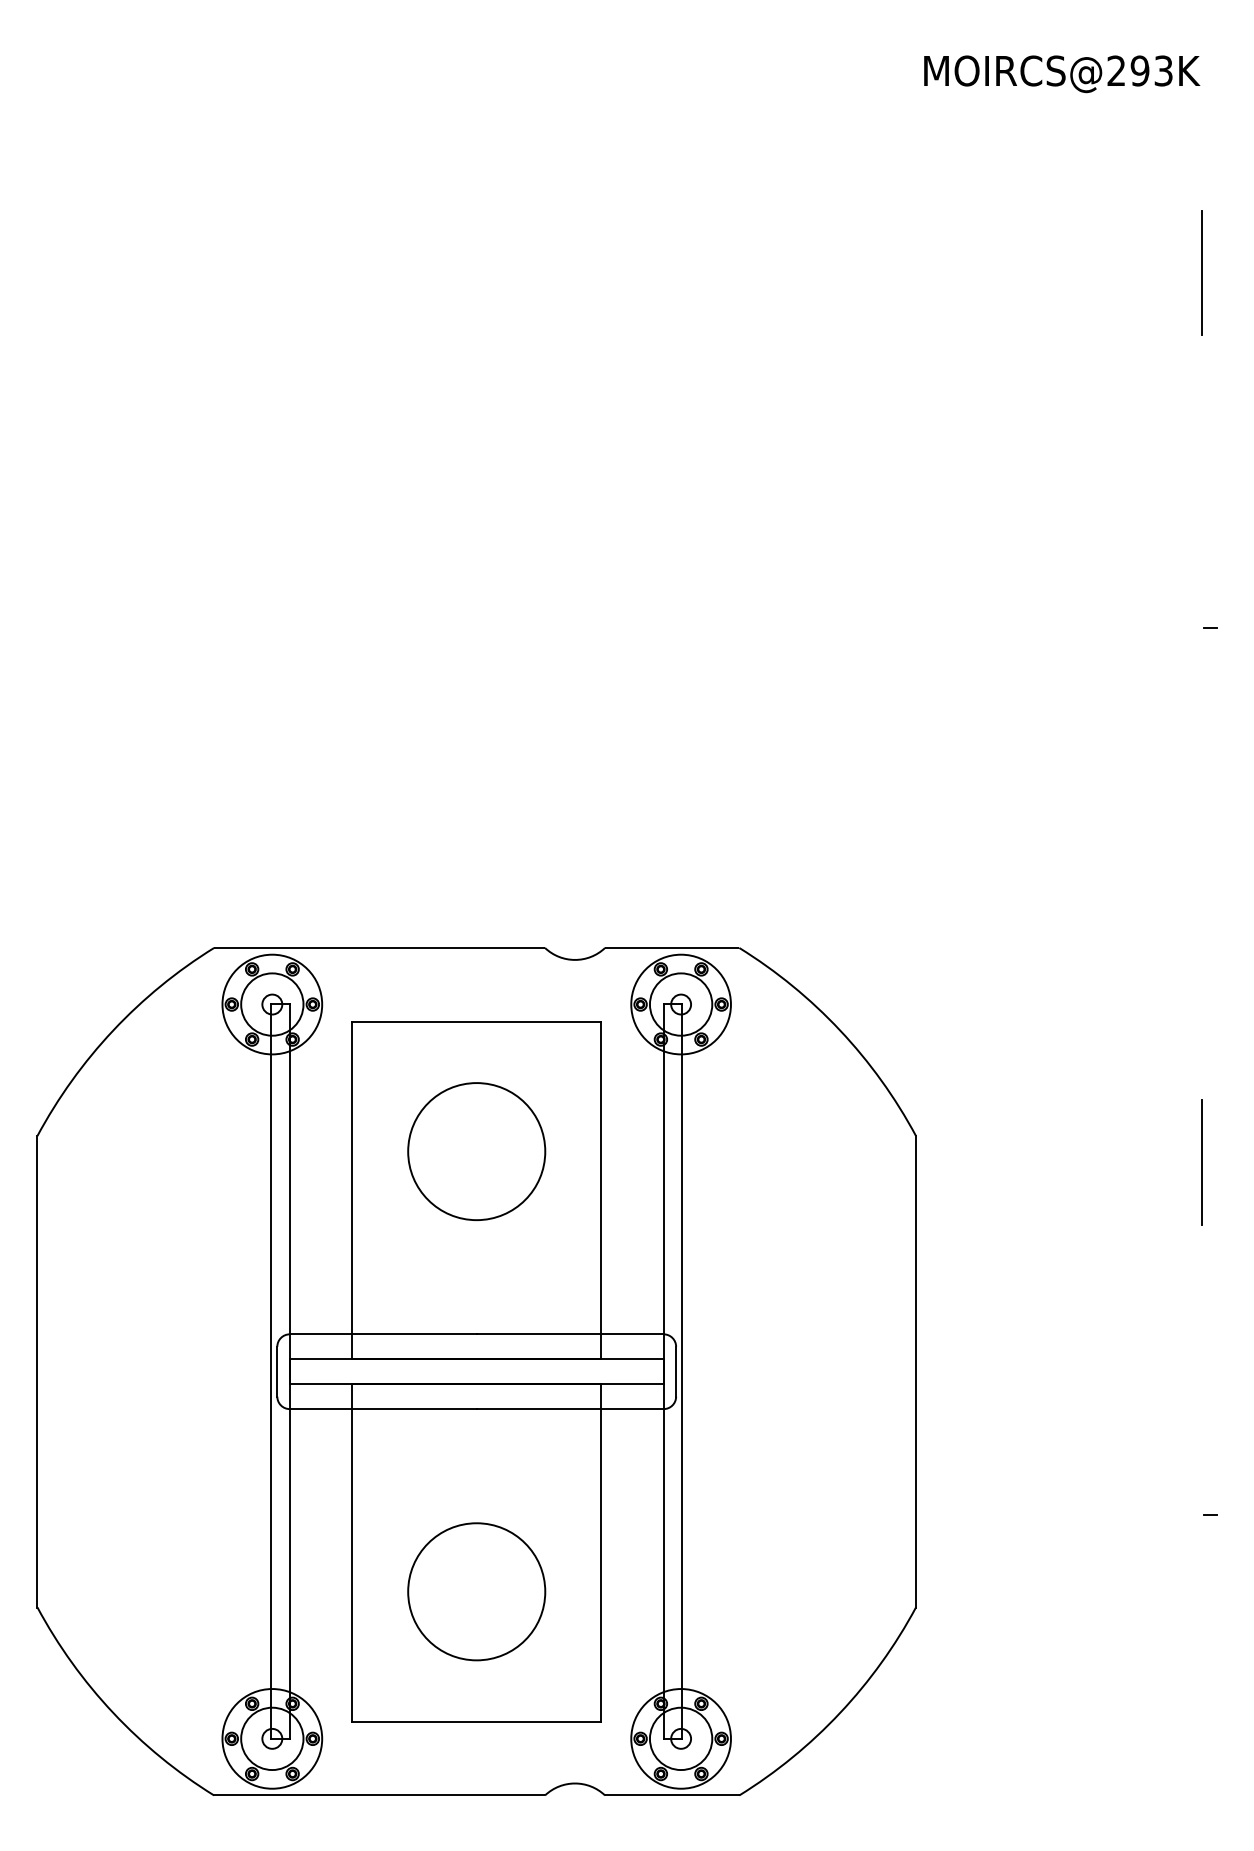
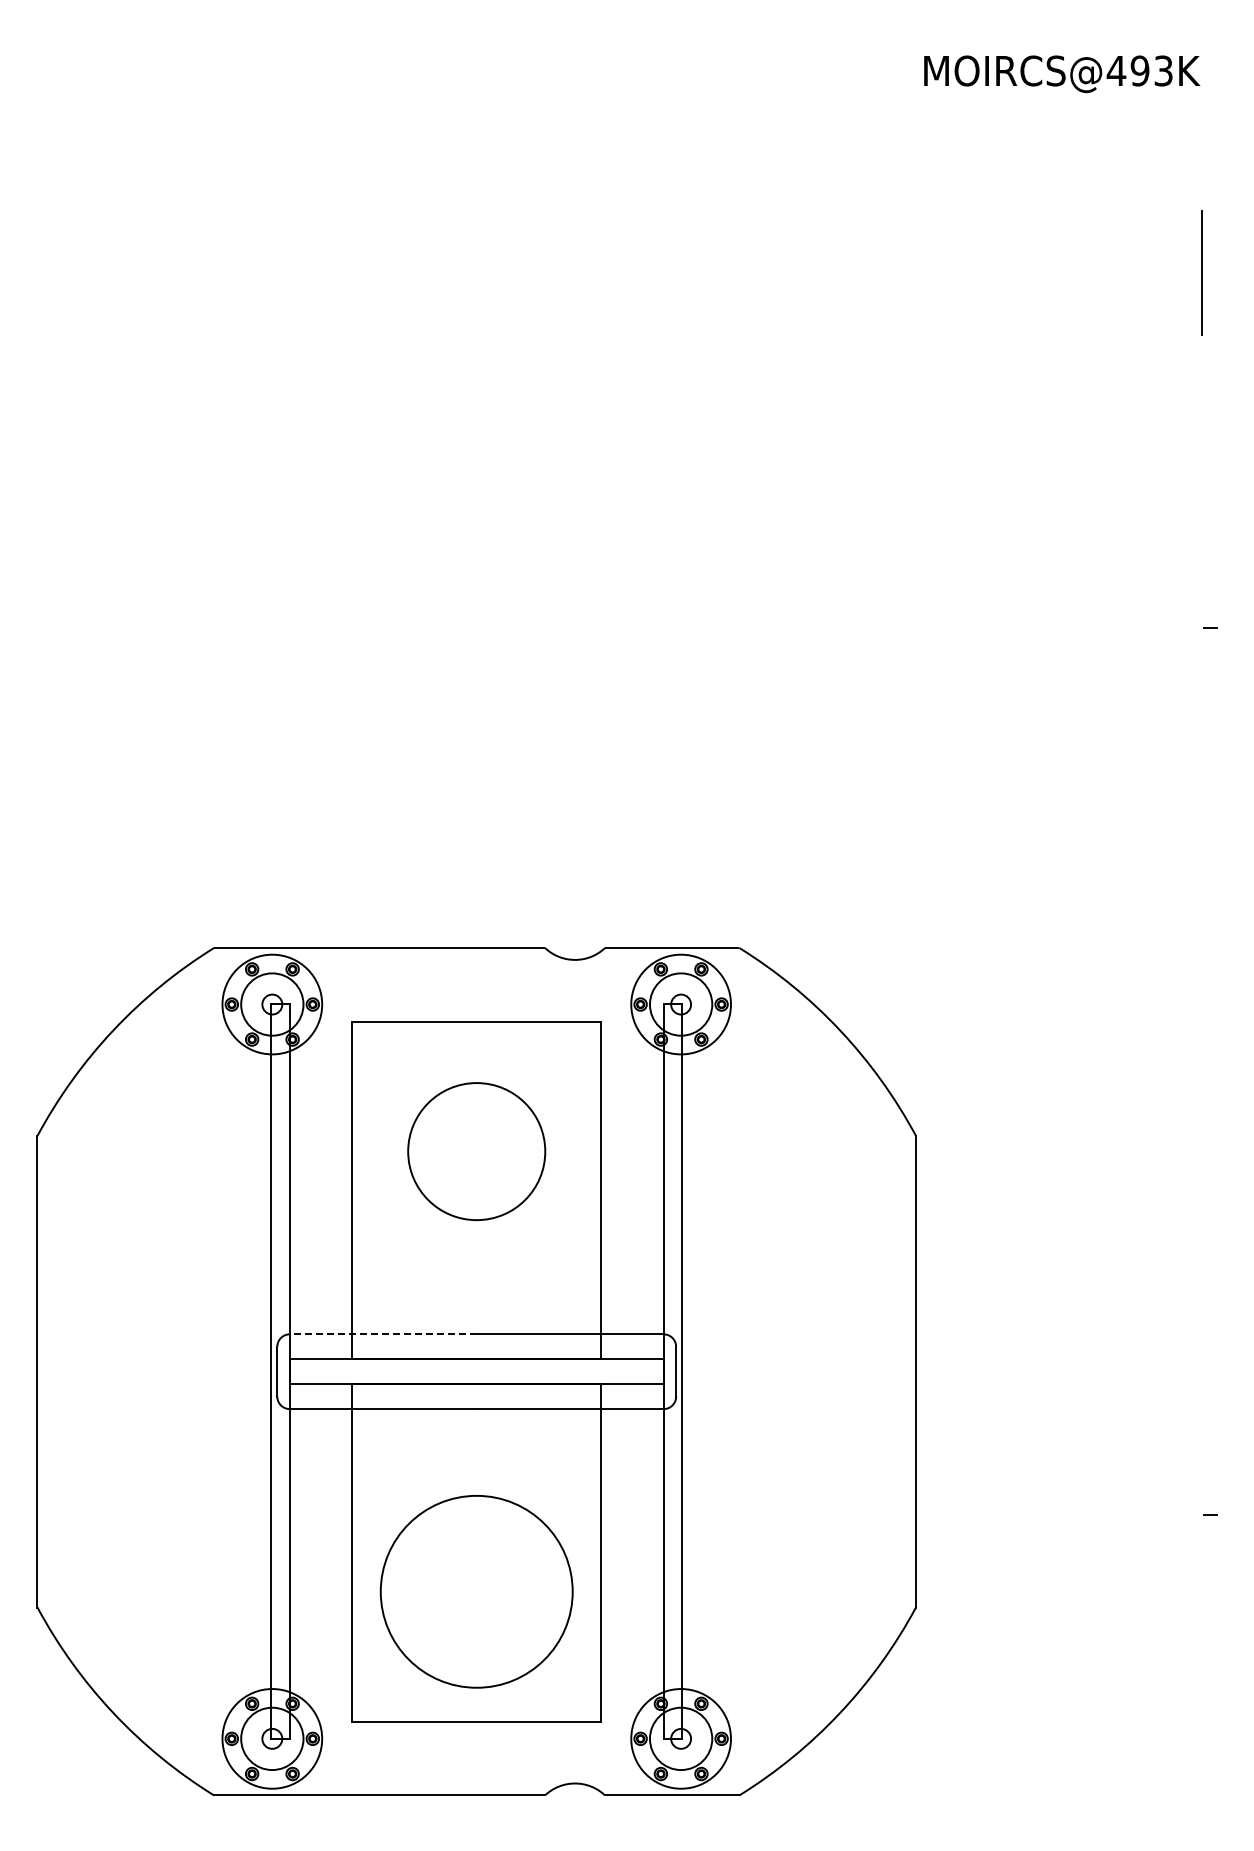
text: MOIRCS@293K -> MOIRCS@493K (1116, 70)
line: present -> none (1202, 1162)
line: solid -> dashed (382, 1334)
circle diameter: 137 px -> 192 px (476, 1591)
